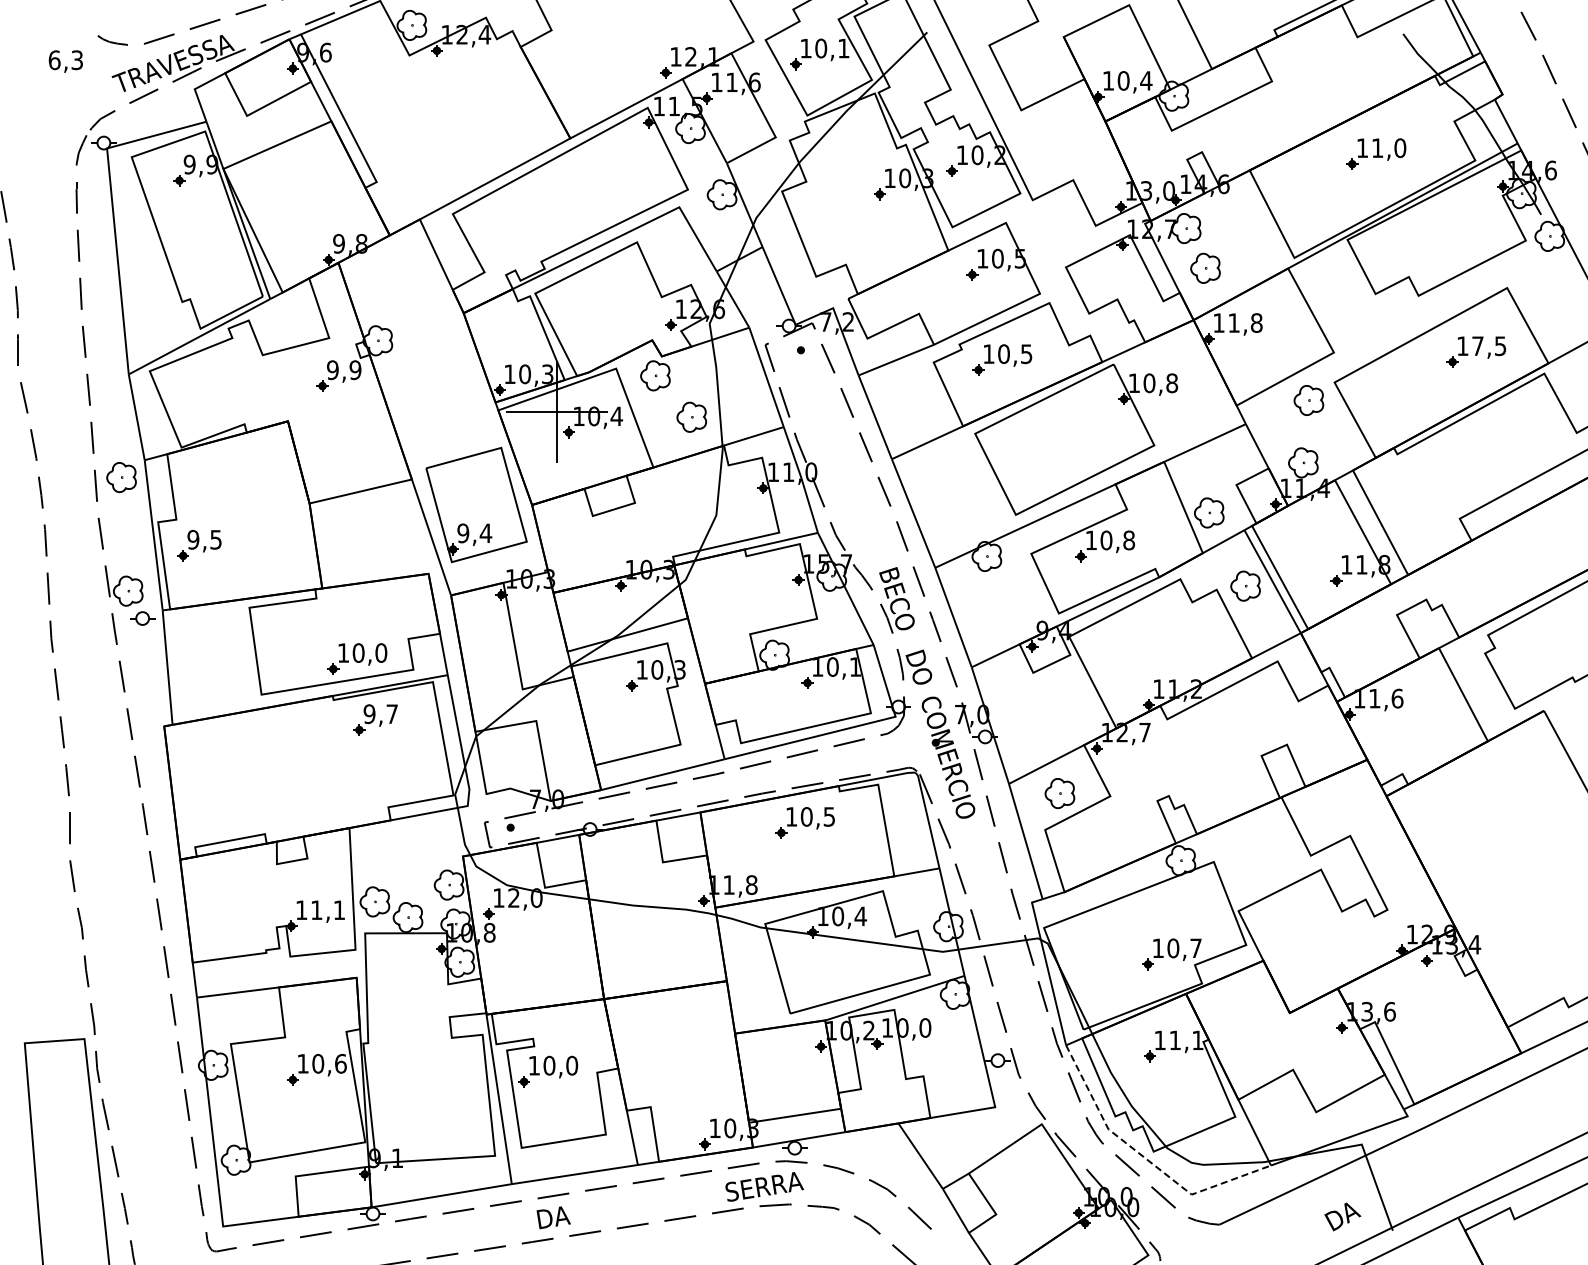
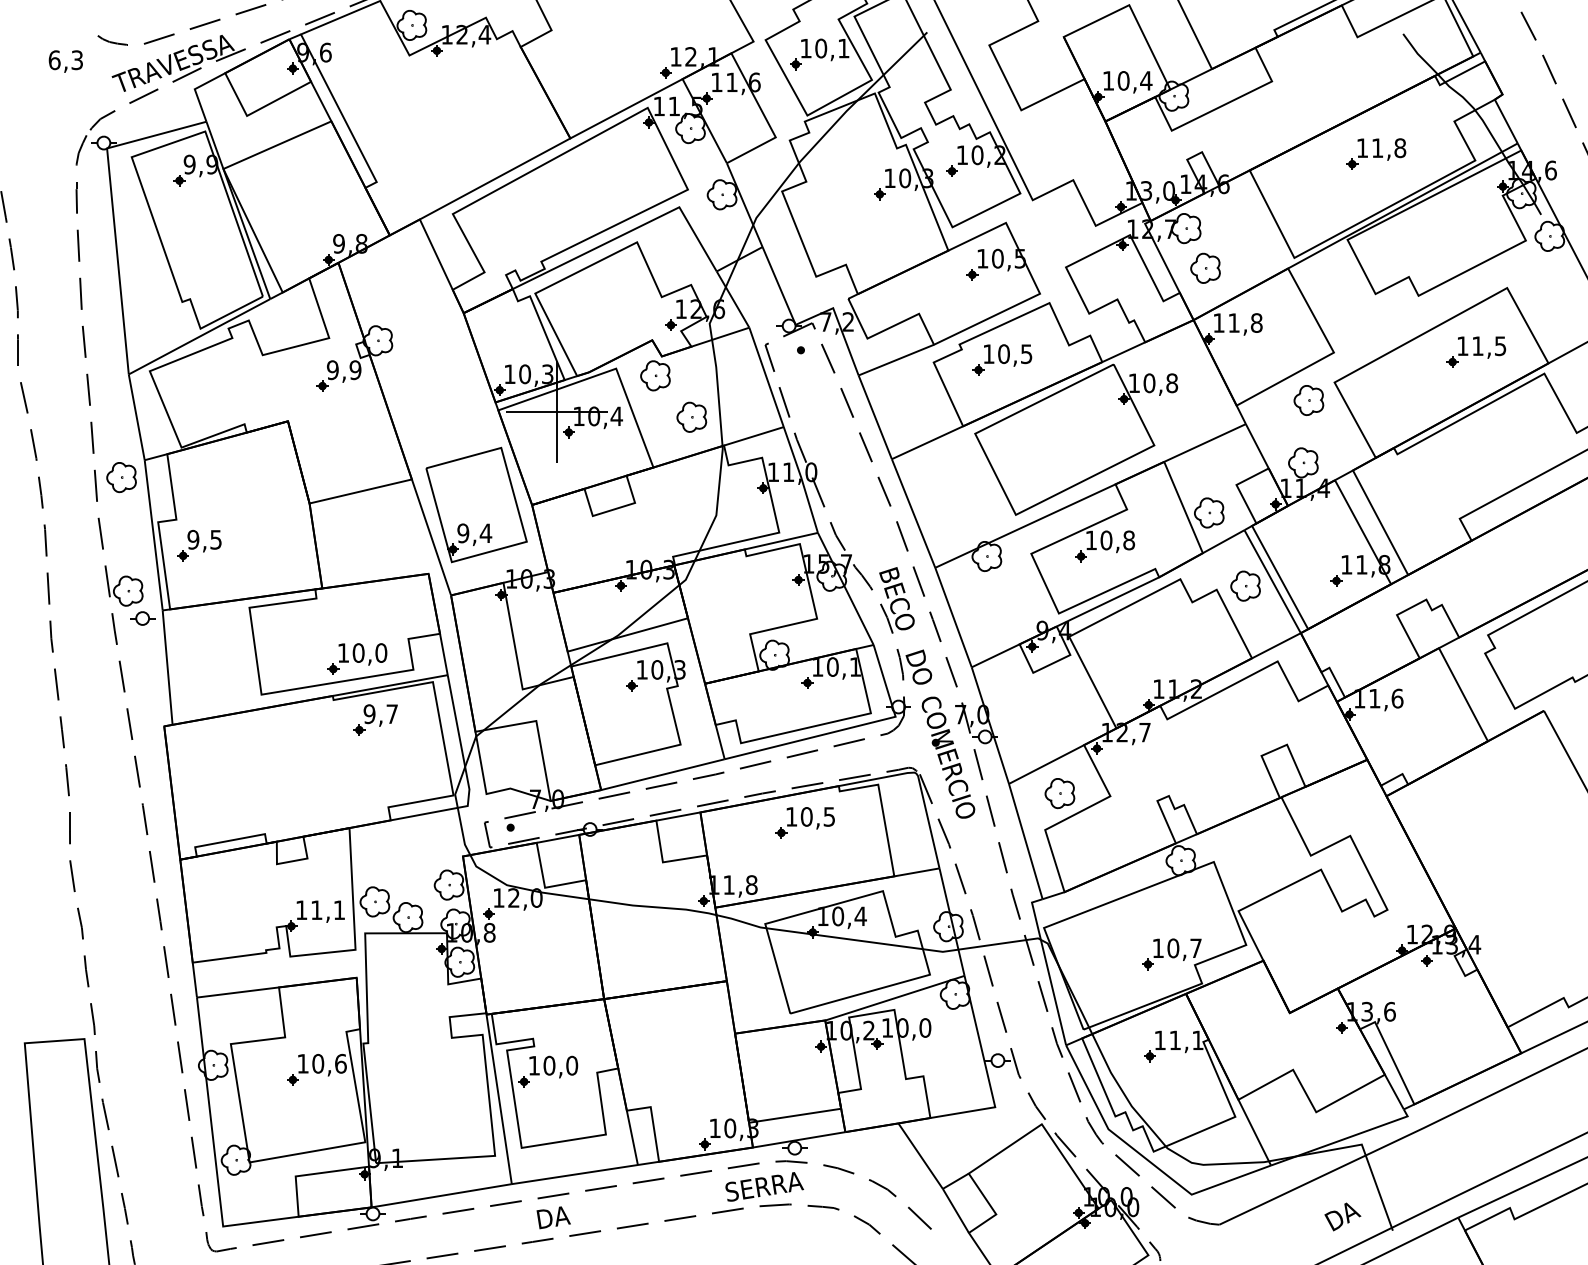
text: 11,0 -> 11,8 (1400, 147)
text: 17,5 -> 11,5 (1477, 345)
line: dashed -> solid (1146, 1158)
